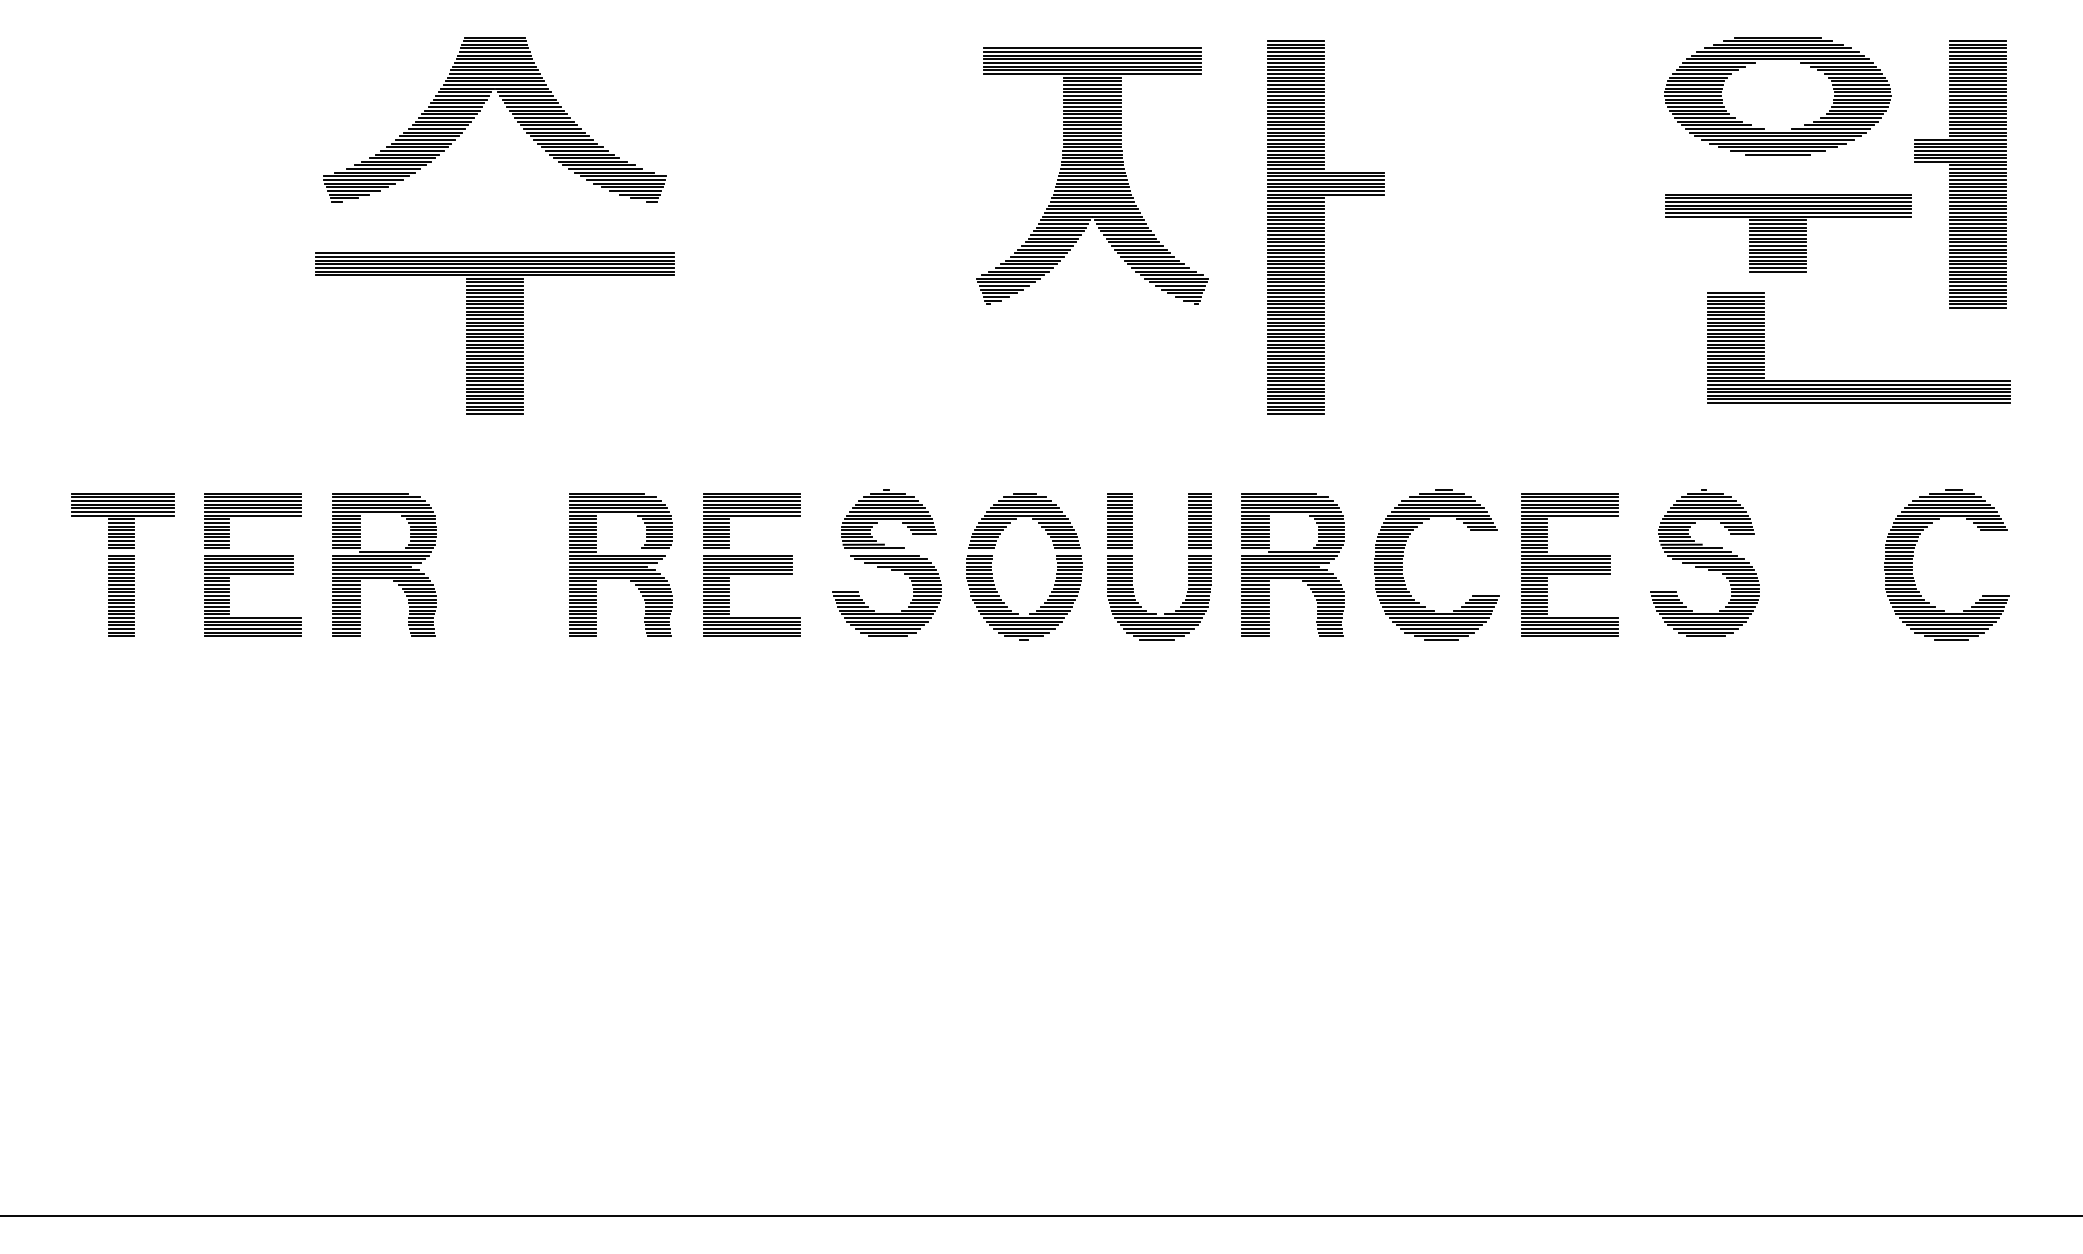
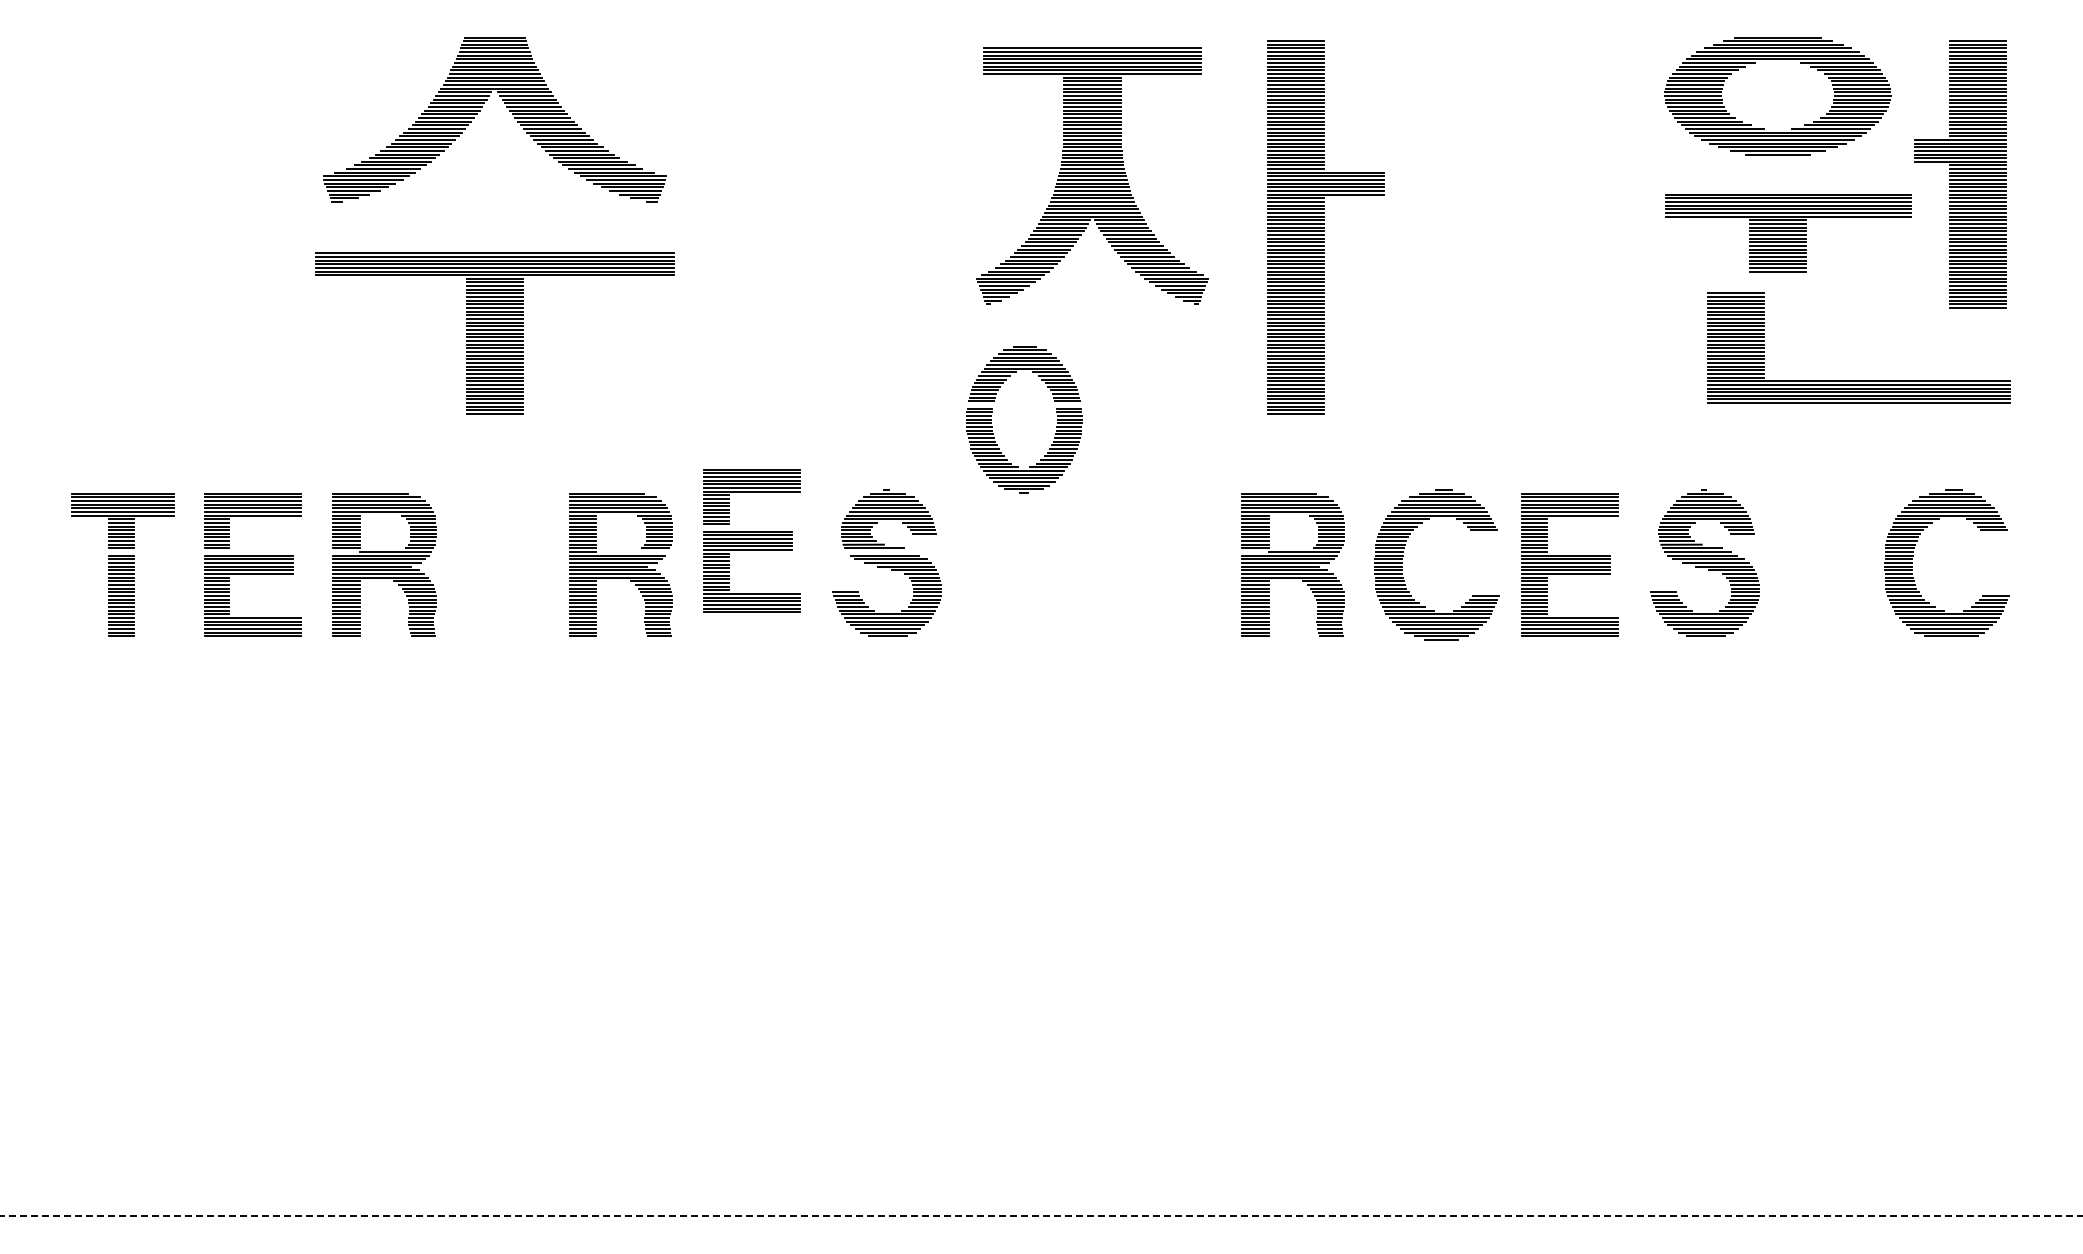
part position: (992, 559) -> (992, 412) (992, 412)
part position: (751, 564) -> (751, 540) (751, 540)
part: present -> none (1132, 566)
line: present -> none (1951, 639)
line: solid -> dashed (1041, 1216)
